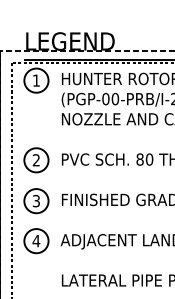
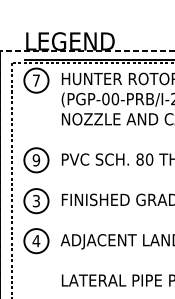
text: 1 -> 7 (36, 80)
text: 2 -> 9 (36, 160)
